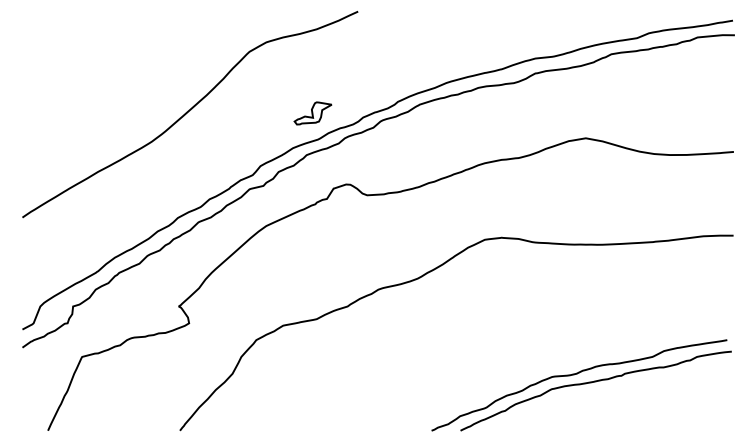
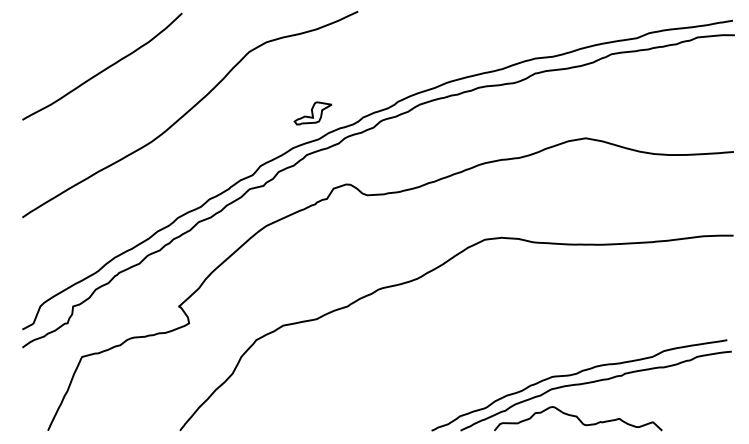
curve: none -> present (104, 68)
curve: none -> present (578, 418)
